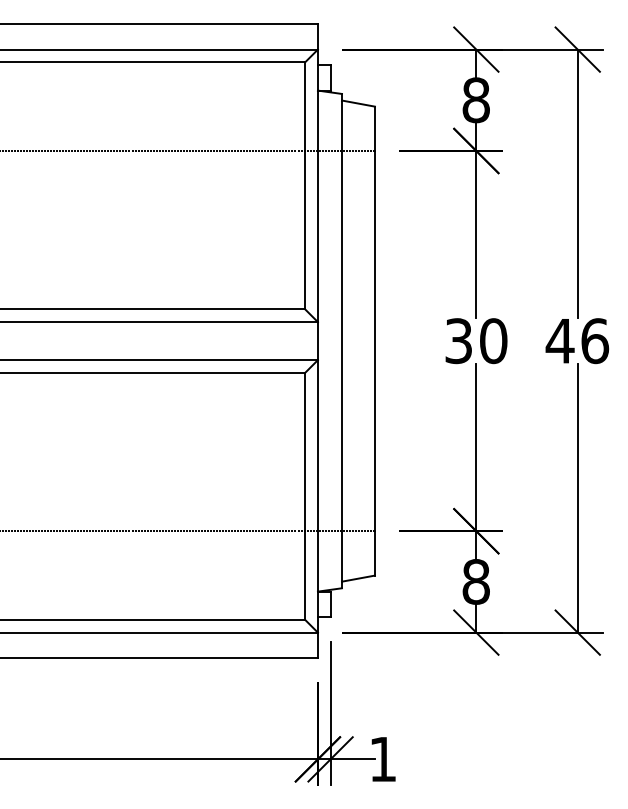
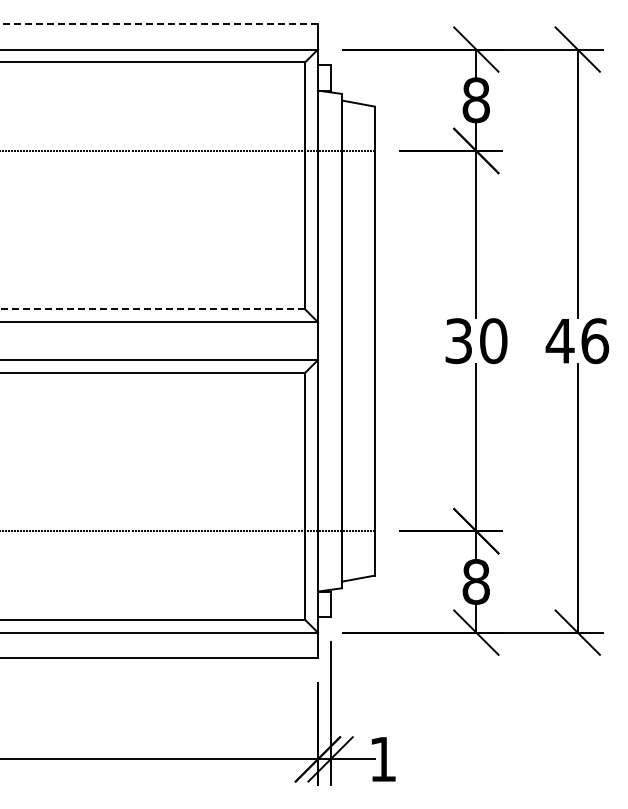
line: solid -> dashed (158, 24)
line: solid -> dashed (152, 309)
